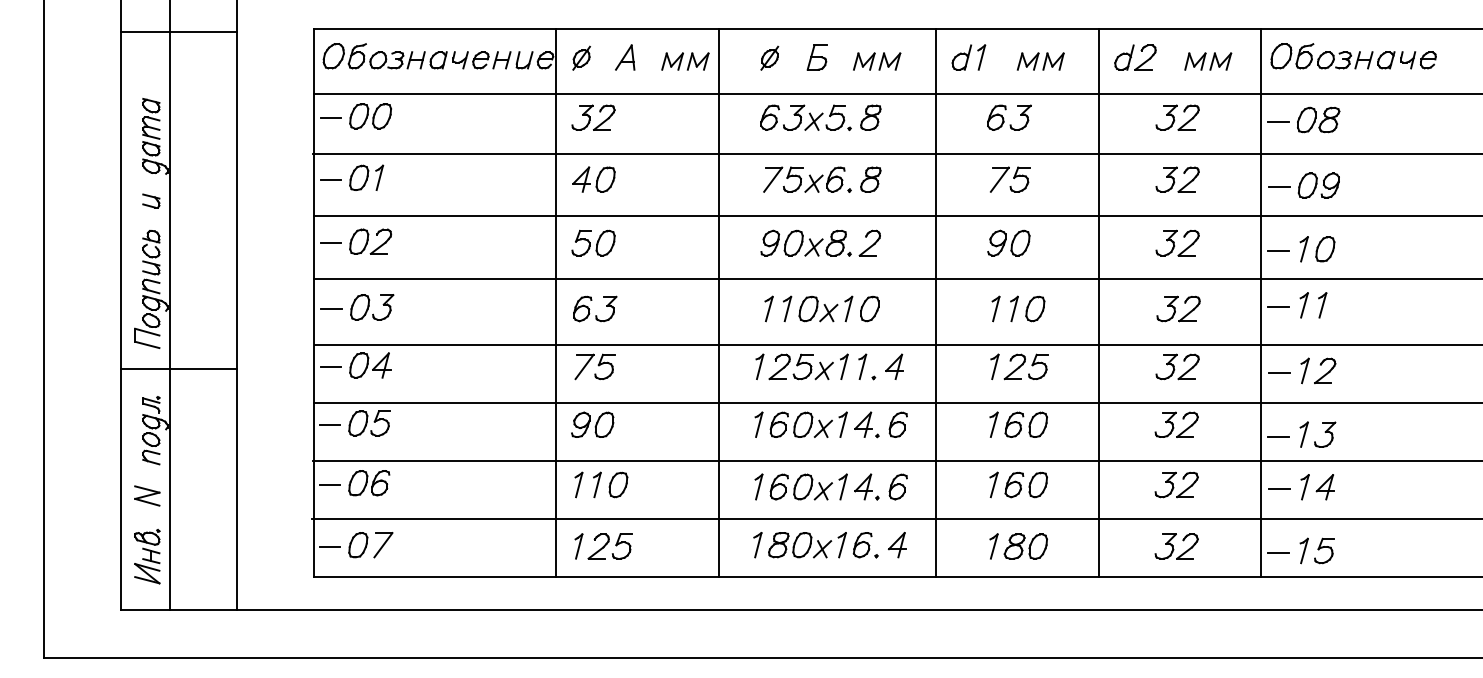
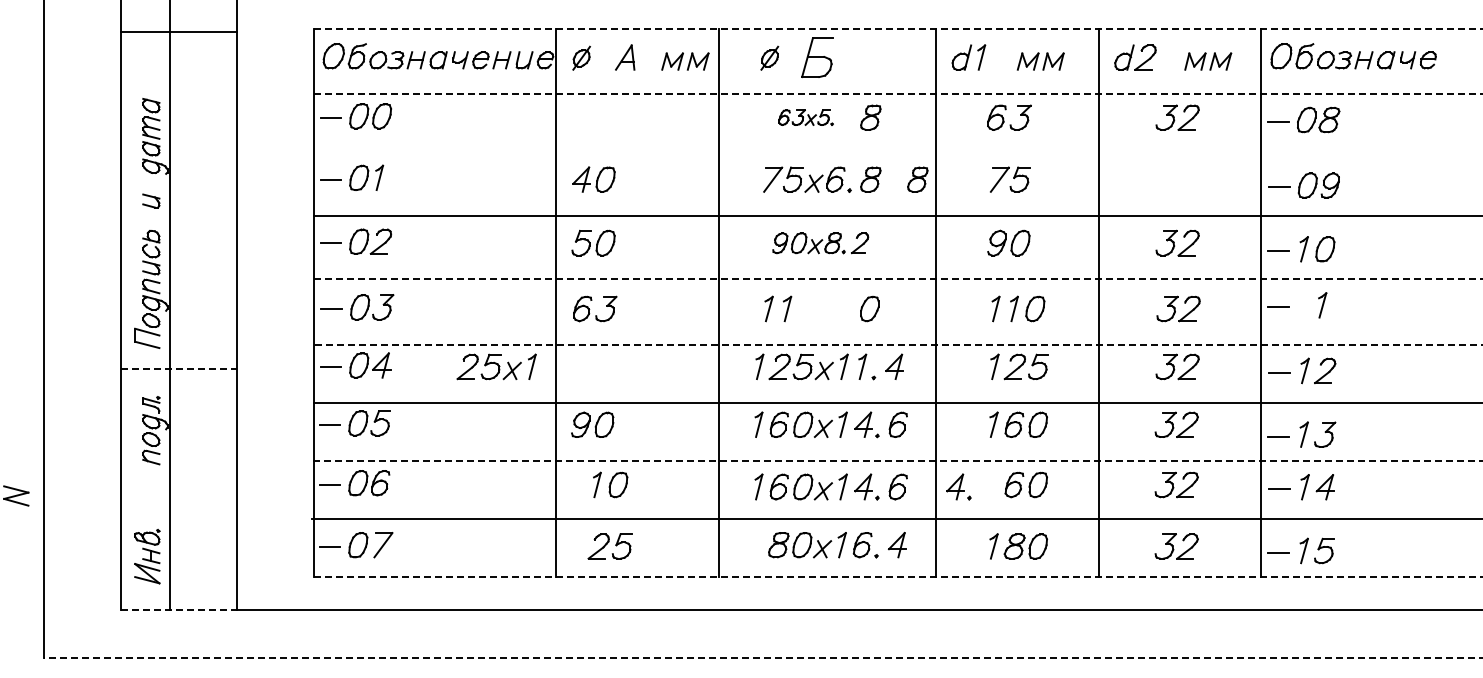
line: solid -> dashed (898, 29)
part size: 22x27 px -> 33x42 px (817, 57)
part: present -> none (877, 61)
line: solid -> dashed (898, 93)
part: present -> none (593, 117)
part size: 92x27 px -> 56x17 px (805, 117)
line: present -> none (895, 153)
part: none -> present (917, 179)
part: present -> none (1177, 179)
part size: 121x28 px -> 98x23 px (820, 243)
line: solid -> dashed (898, 279)
part: present -> none (1303, 305)
part: present -> none (825, 308)
line: solid -> dashed (898, 344)
part: none -> present (496, 366)
part: present -> none (594, 366)
line: solid -> dashed (179, 368)
line: solid -> dashed (897, 460)
part: present -> none (578, 484)
part: present -> none (993, 484)
part: none -> present (958, 486)
part position: (147, 495) -> (16, 495) (16, 495)
part: present -> none (757, 545)
part: present -> none (578, 546)
line: solid -> dashed (898, 577)
line: solid -> dashed (179, 609)
line: solid -> dashed (763, 657)
